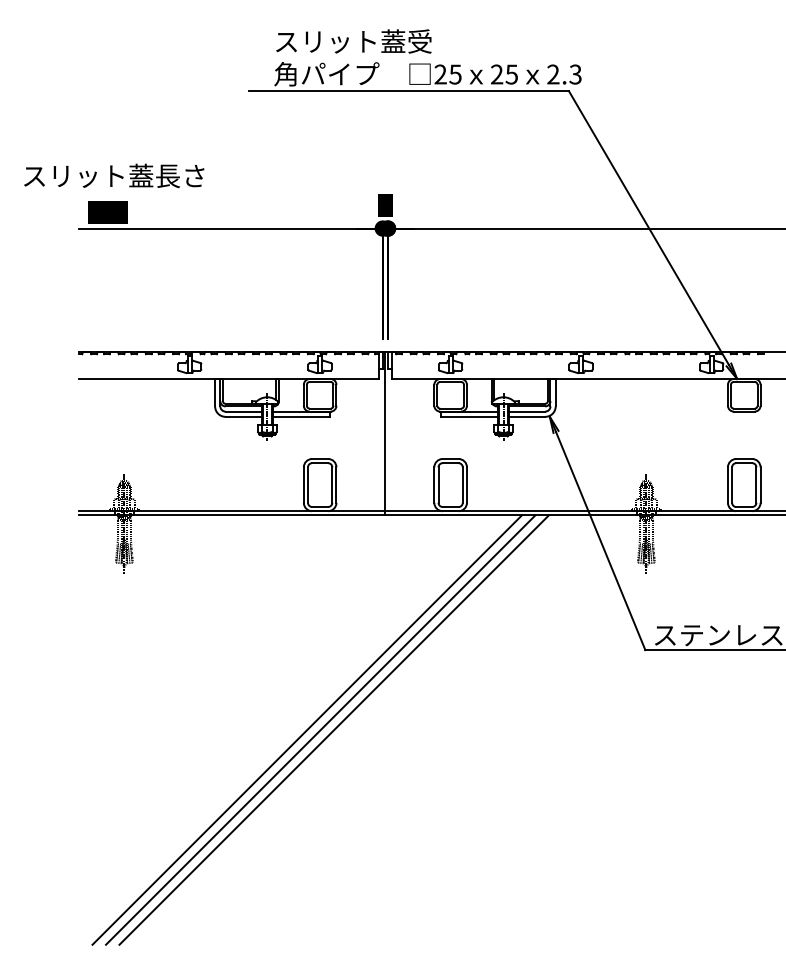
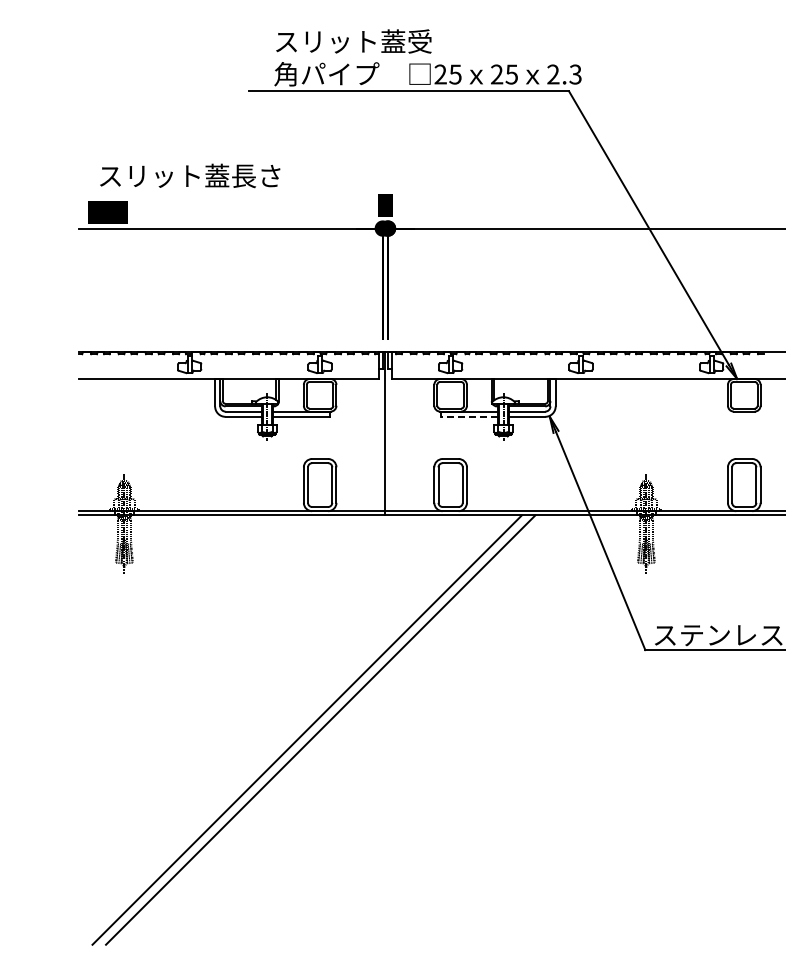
text position: (114, 175) -> (190, 175) (190, 175)
line: solid -> dashed (469, 416)
line: present -> none (333, 729)
